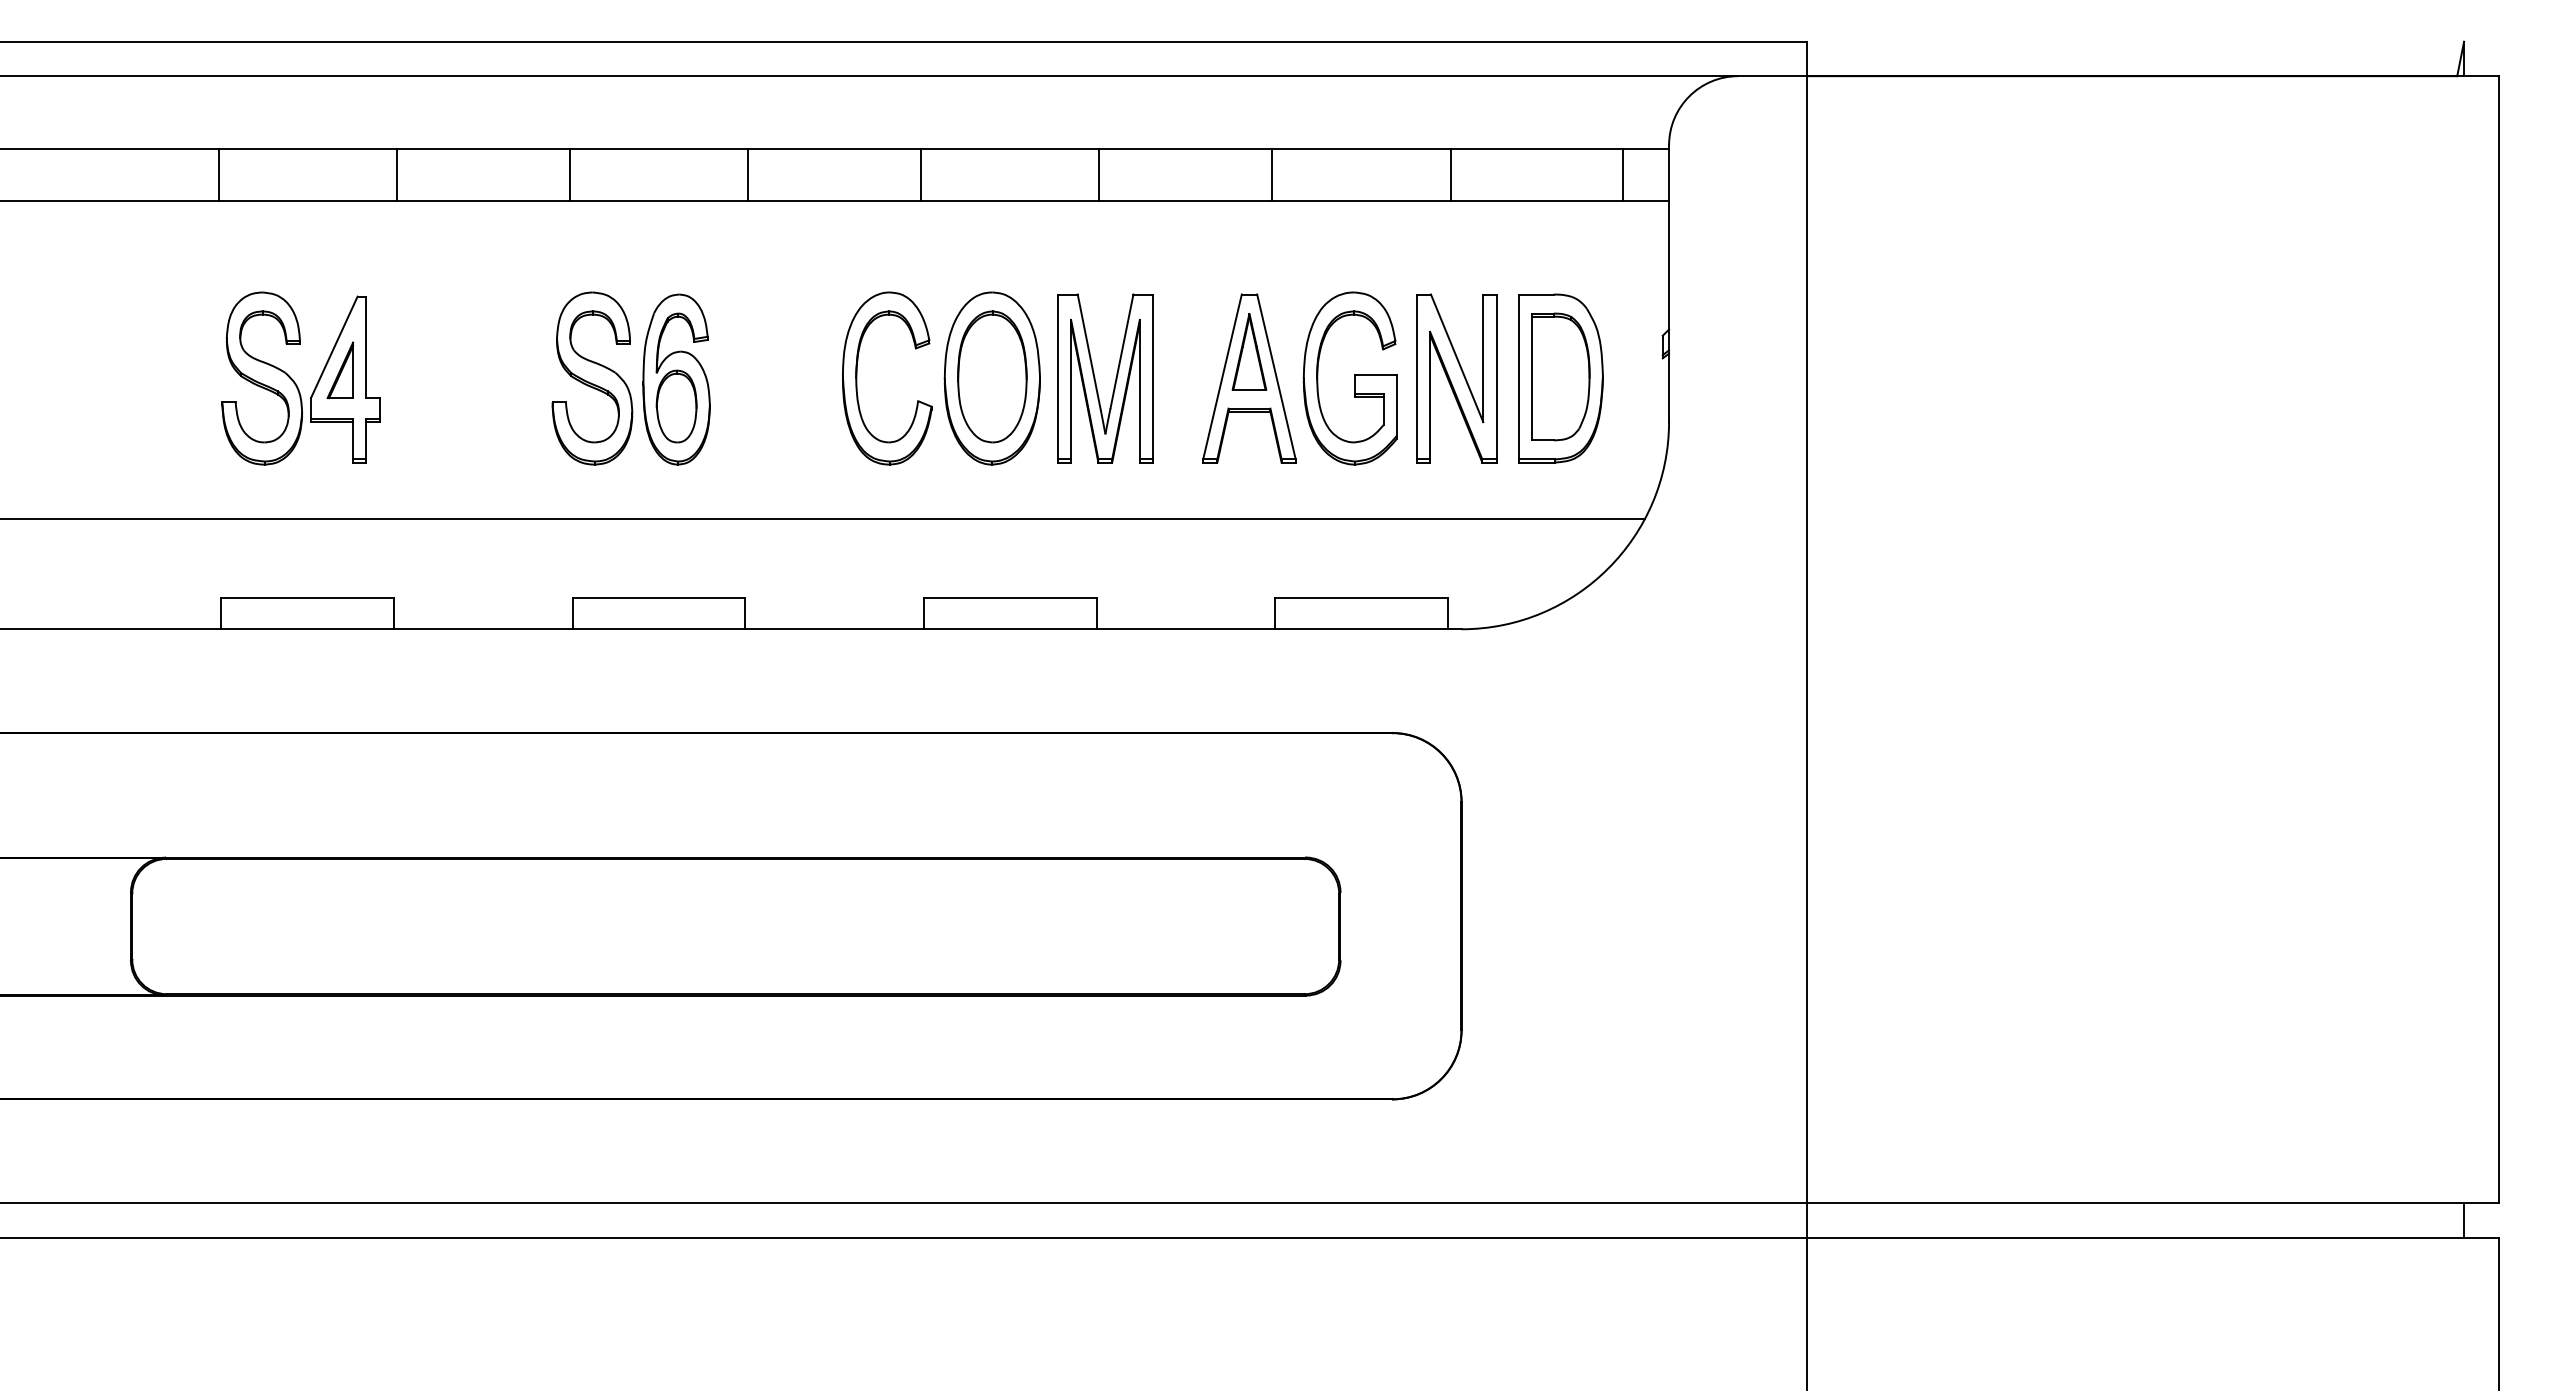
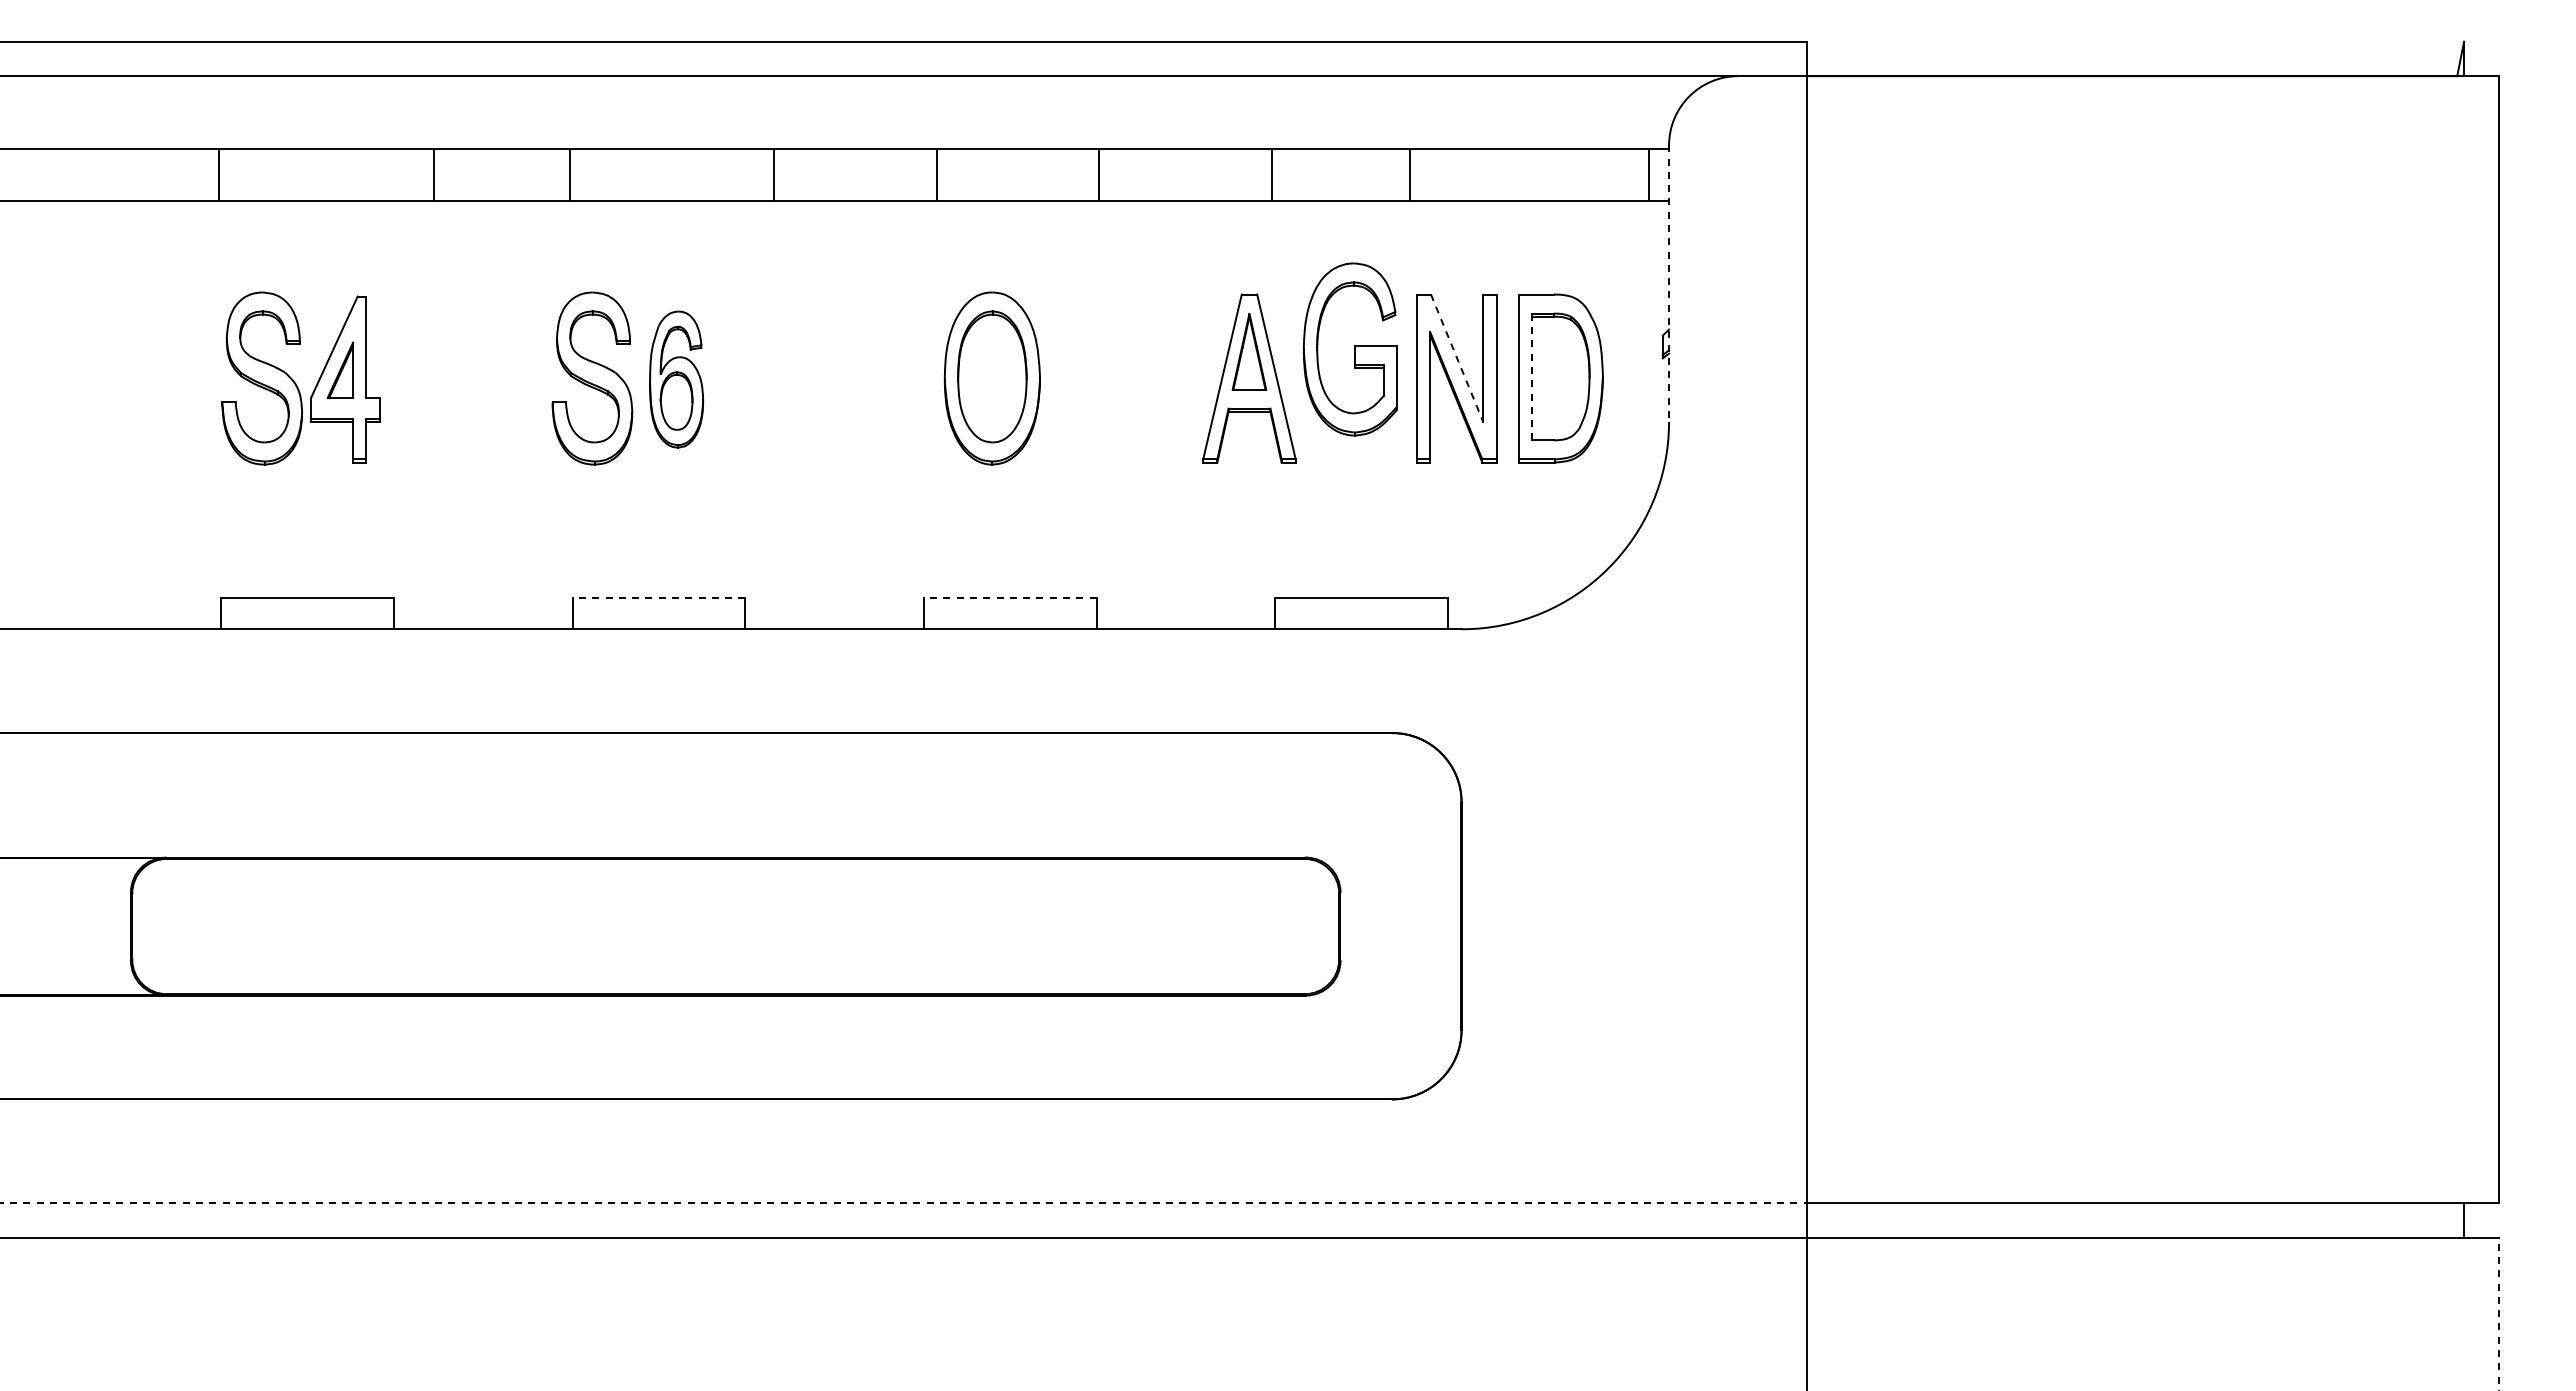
line position: (396, 174) -> (433, 174) (433, 174)
line position: (748, 174) -> (774, 174) (774, 174)
line position: (921, 174) -> (937, 174) (937, 174)
line position: (1450, 174) -> (1409, 174) (1409, 174)
line position: (1623, 174) -> (1649, 174) (1649, 174)
line: solid -> dashed (1669, 284)
line: solid -> dashed (1457, 358)
line: solid -> dashed (1531, 376)
part: present -> none (857, 378)
part position: (1349, 378) -> (1349, 349) (1349, 349)
part size: 69x173 px -> 56x139 px (676, 379)
part: present -> none (1096, 382)
line: present -> none (823, 518)
line: solid -> dashed (658, 598)
line: solid -> dashed (1009, 598)
line: solid -> dashed (904, 1203)
line: solid -> dashed (2498, 1313)
